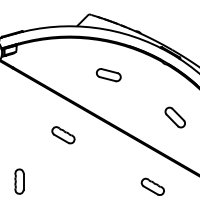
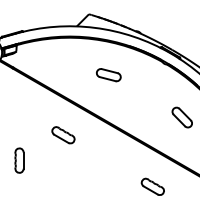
part position: (174, 117) -> (181, 117) (181, 117)
part position: (19, 181) -> (19, 160) (19, 160)
